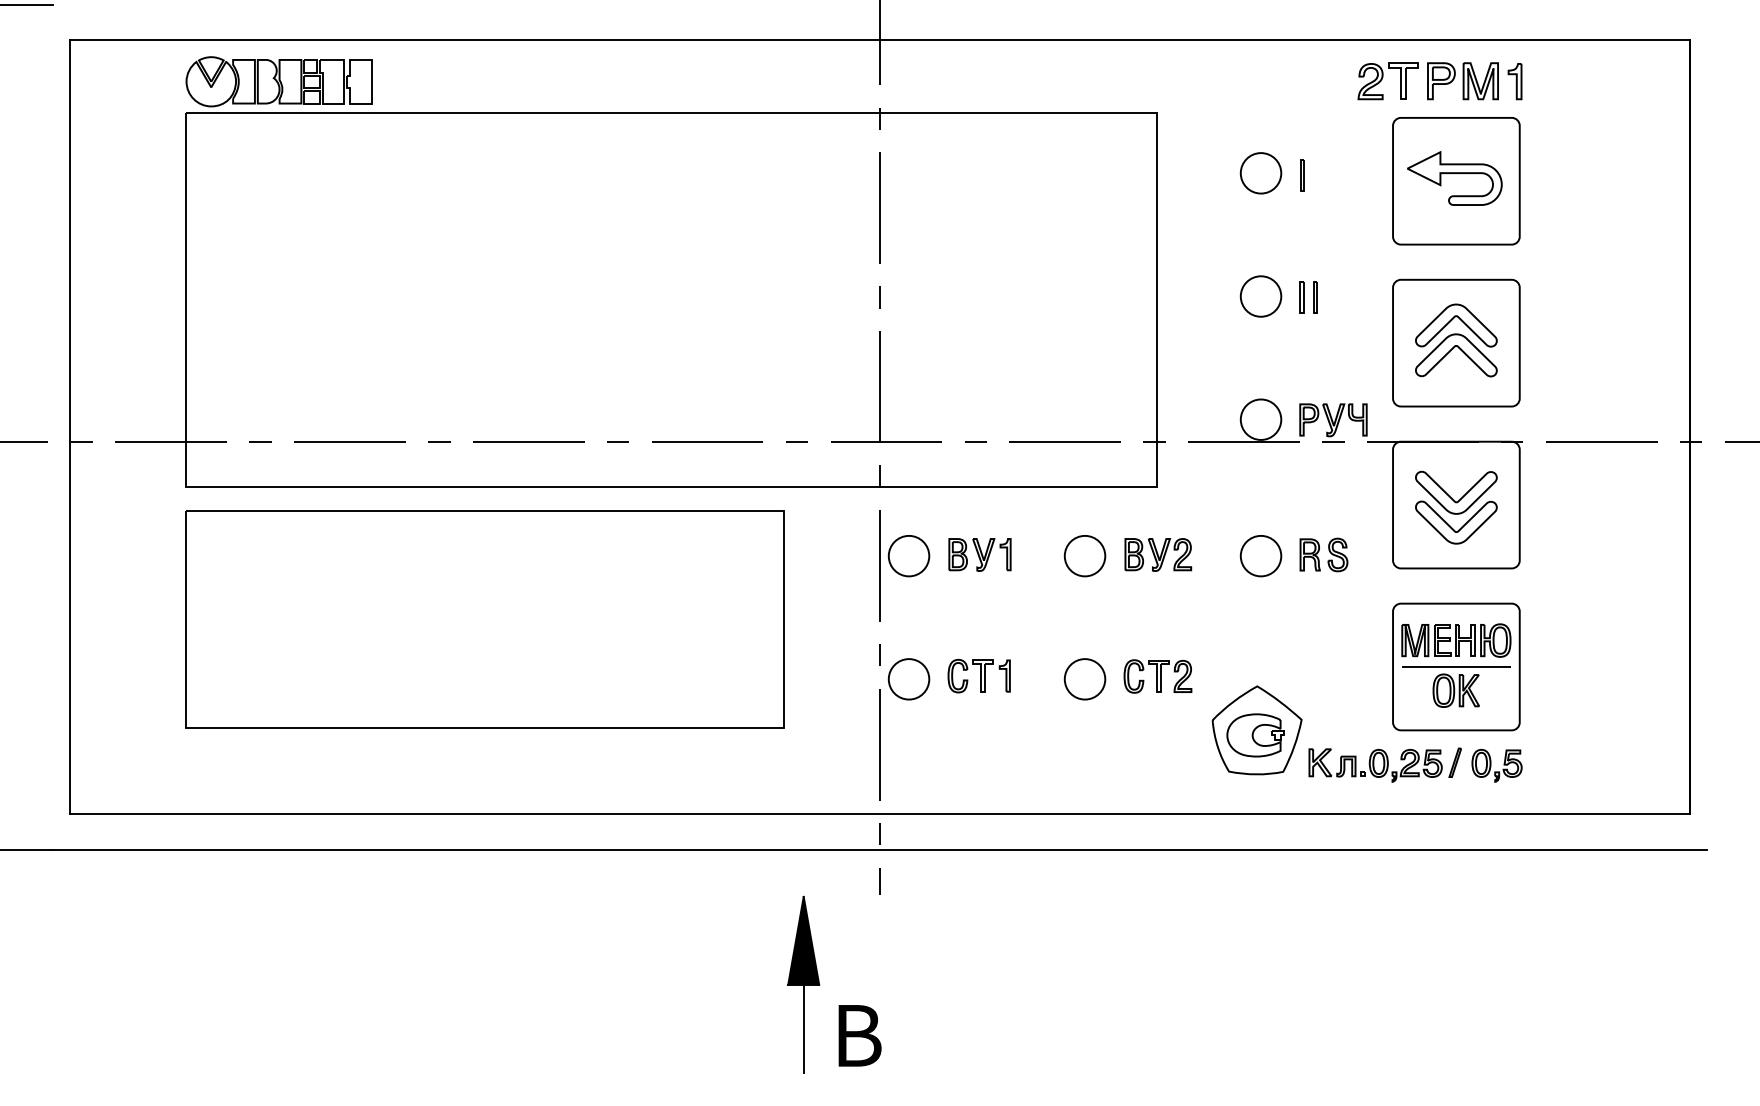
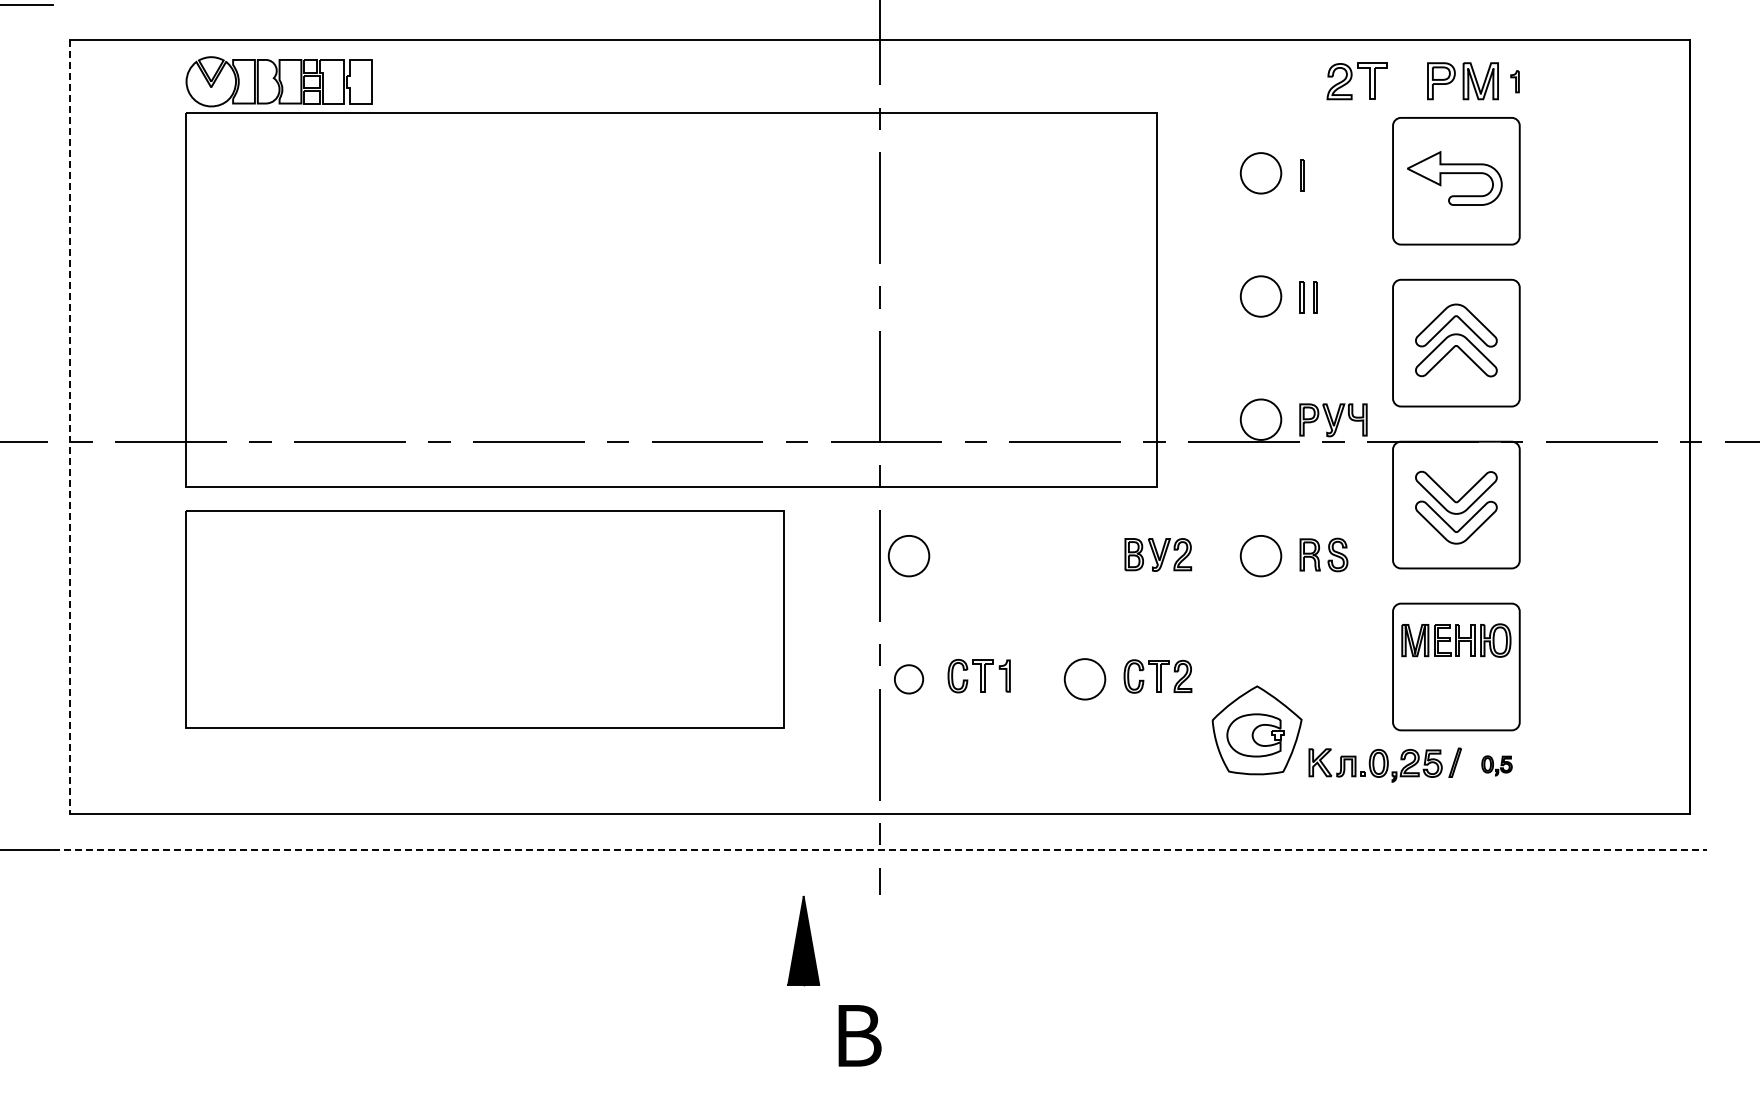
part position: (1387, 81) -> (1356, 81) (1356, 81)
part size: 16x38 px -> 10x24 px (1514, 81)
line: solid -> dashed (70, 427)
part: present -> none (979, 554)
part: present -> none (1084, 556)
part size: 44x43 px -> 31x31 px (909, 679)
part: present -> none (1456, 686)
part size: 52x34 px -> 32x22 px (1496, 765)
line: solid -> dashed (880, 849)
line: present -> none (803, 1028)
